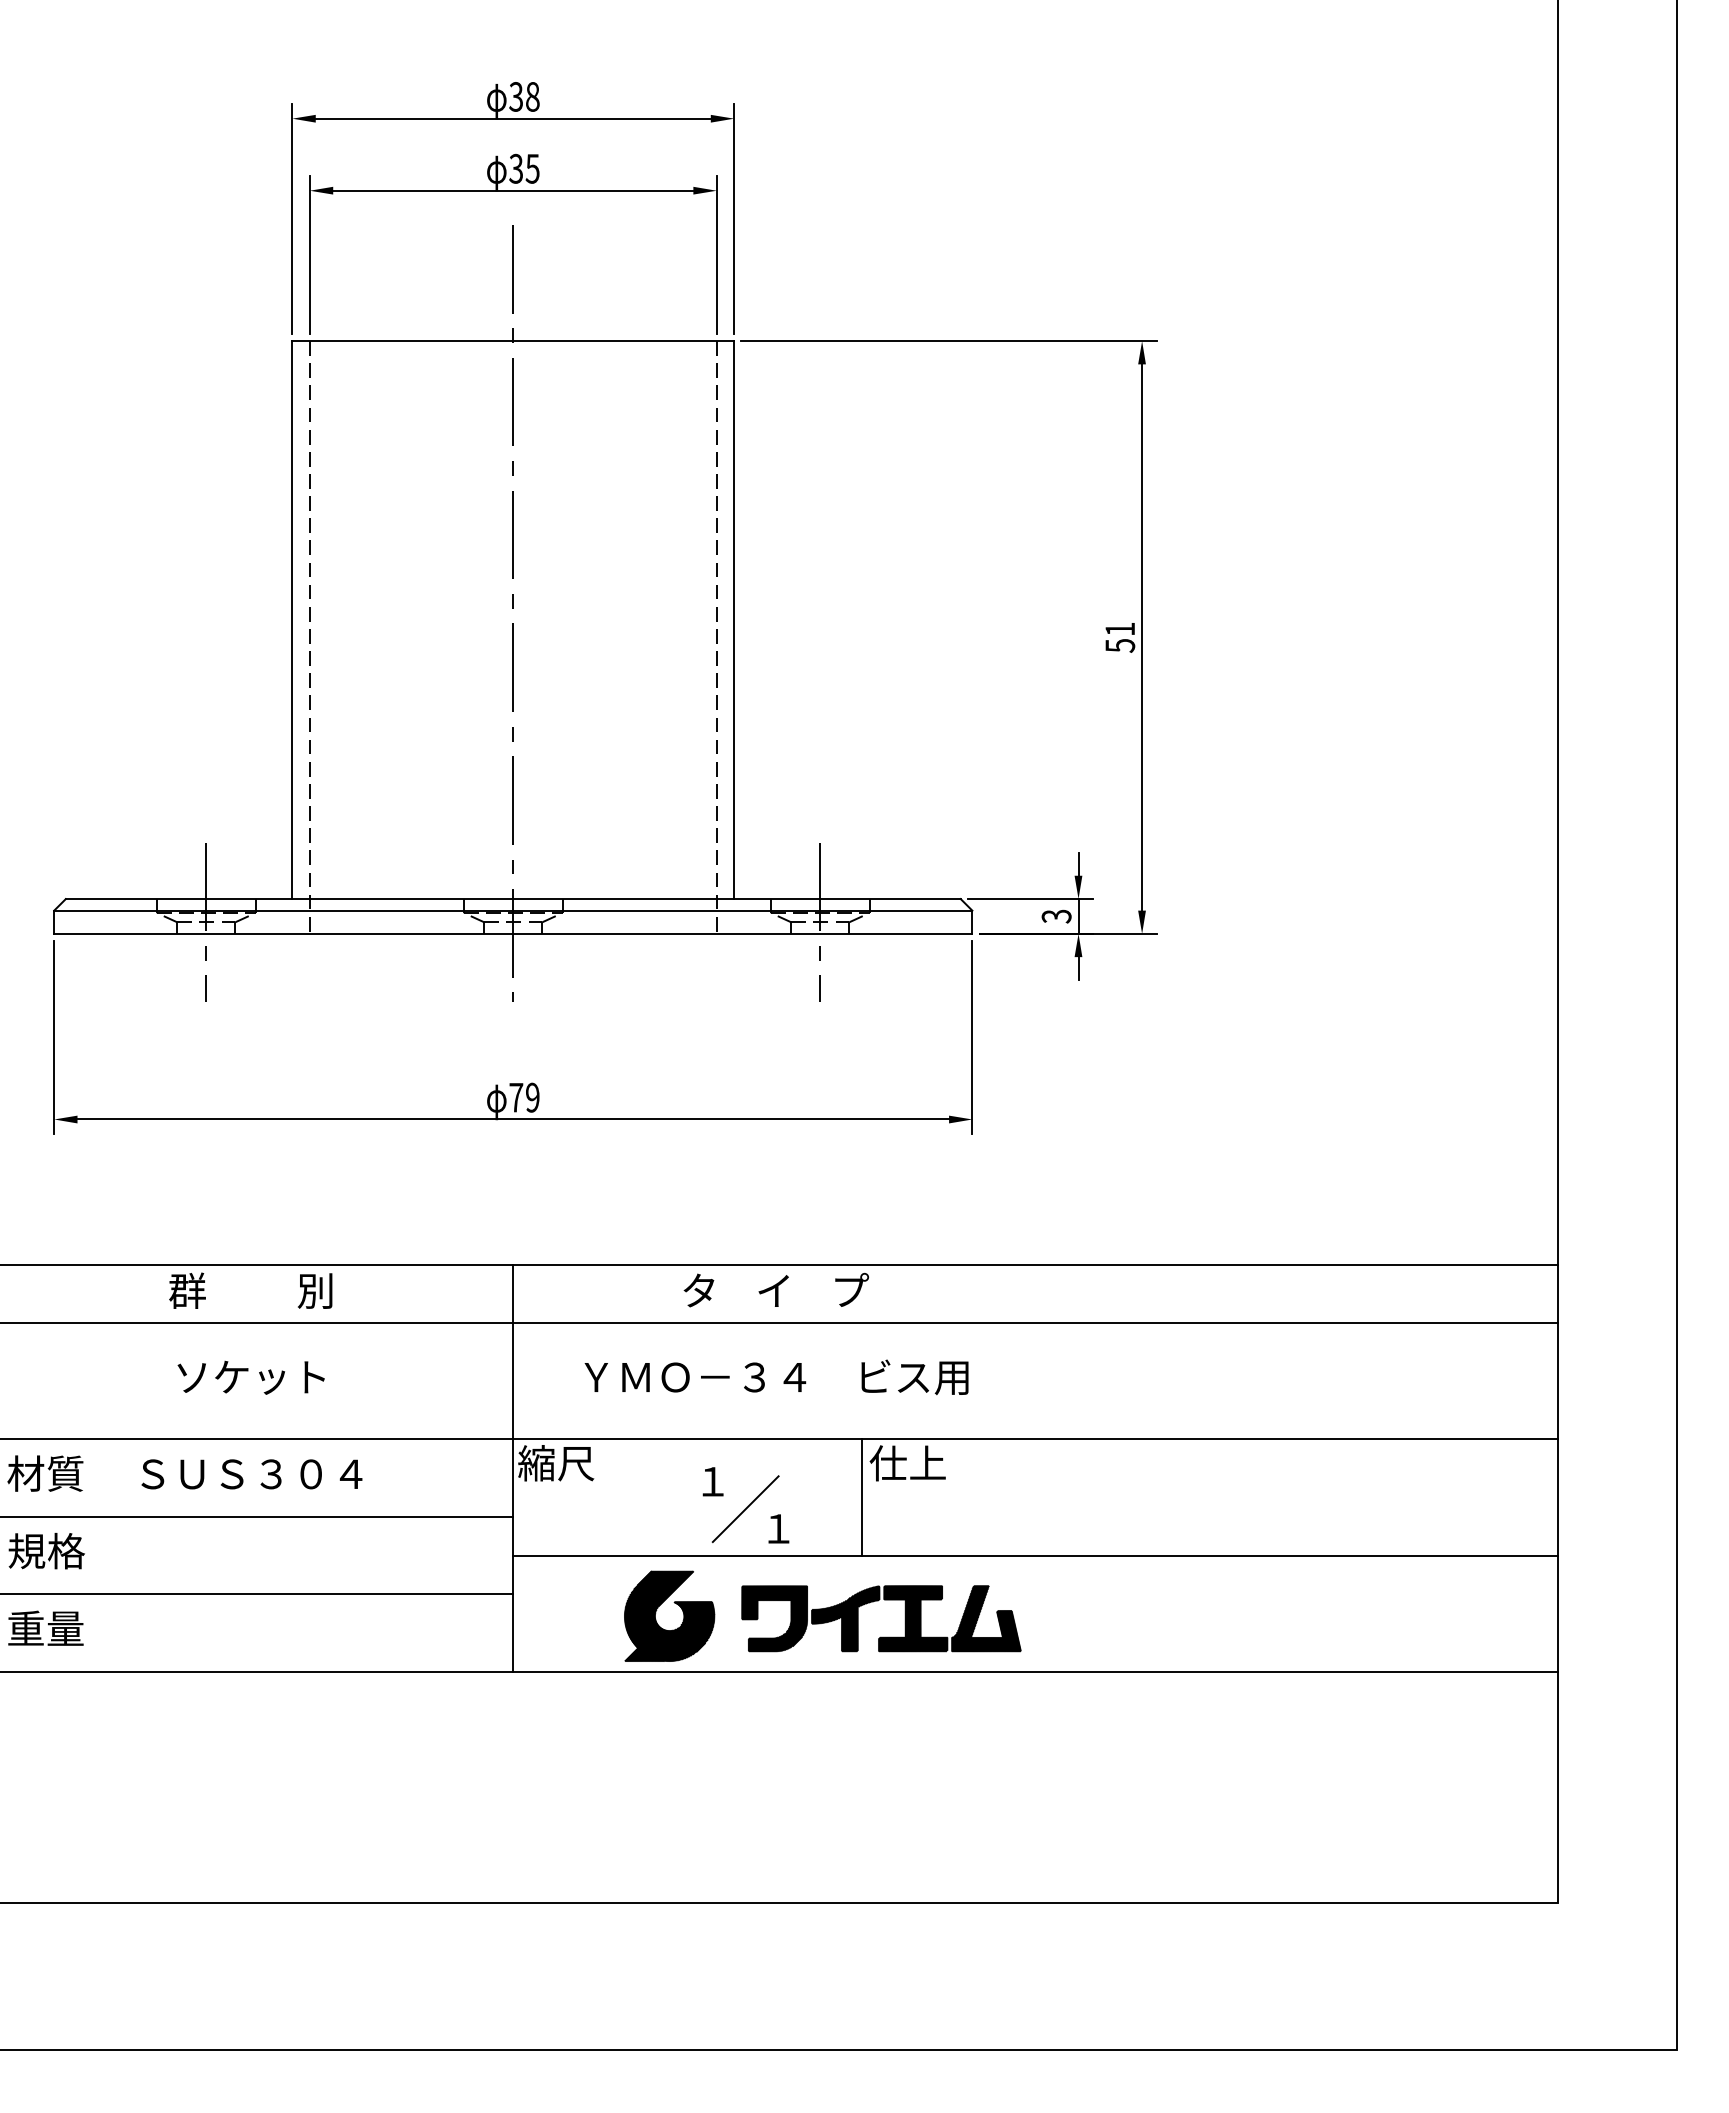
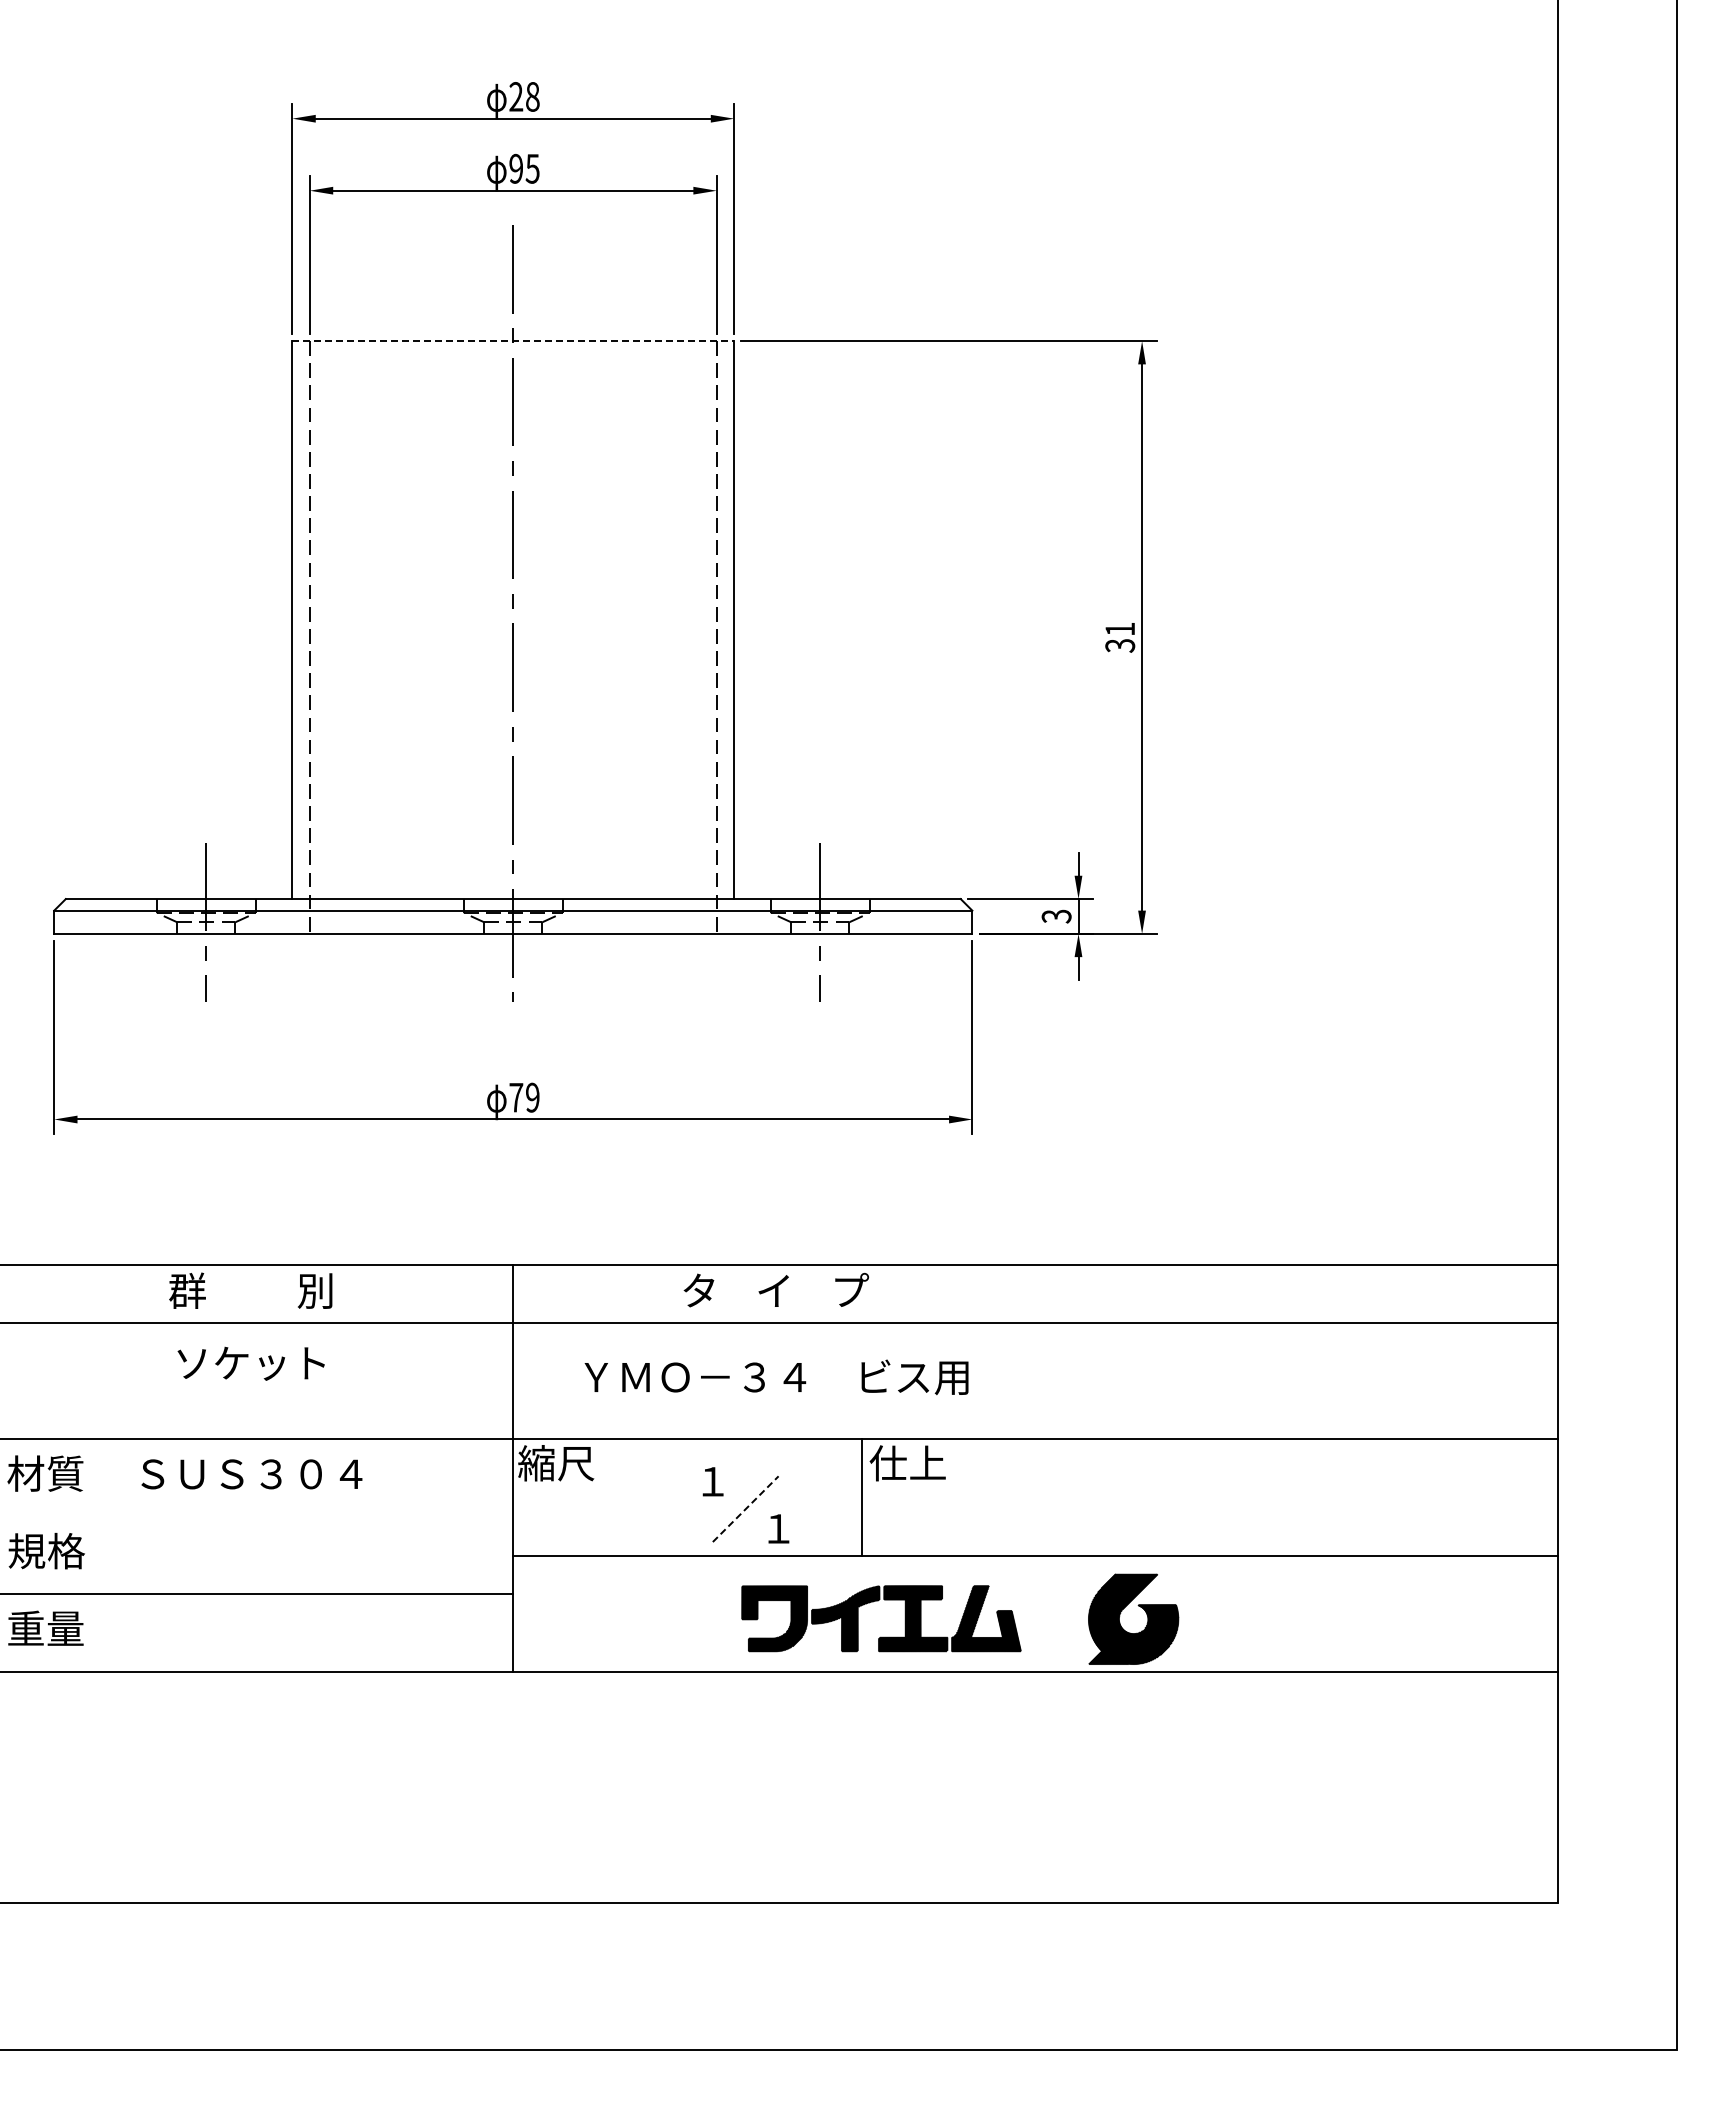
text: 38 -> 28 (516, 96)
text: 35 -> 95 (515, 168)
line: solid -> dashed (513, 341)
text: 51 -> 31 (1119, 645)
text position: (250, 1377) -> (250, 1363) (250, 1363)
line: solid -> dashed (746, 1508)
line: present -> none (257, 1516)
part position: (674, 1603) -> (1138, 1606) (1138, 1606)
